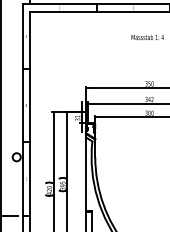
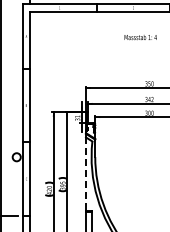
text position: (147, 37) -> (140, 37) (140, 37)
line: solid -> dashed (86, 174)
